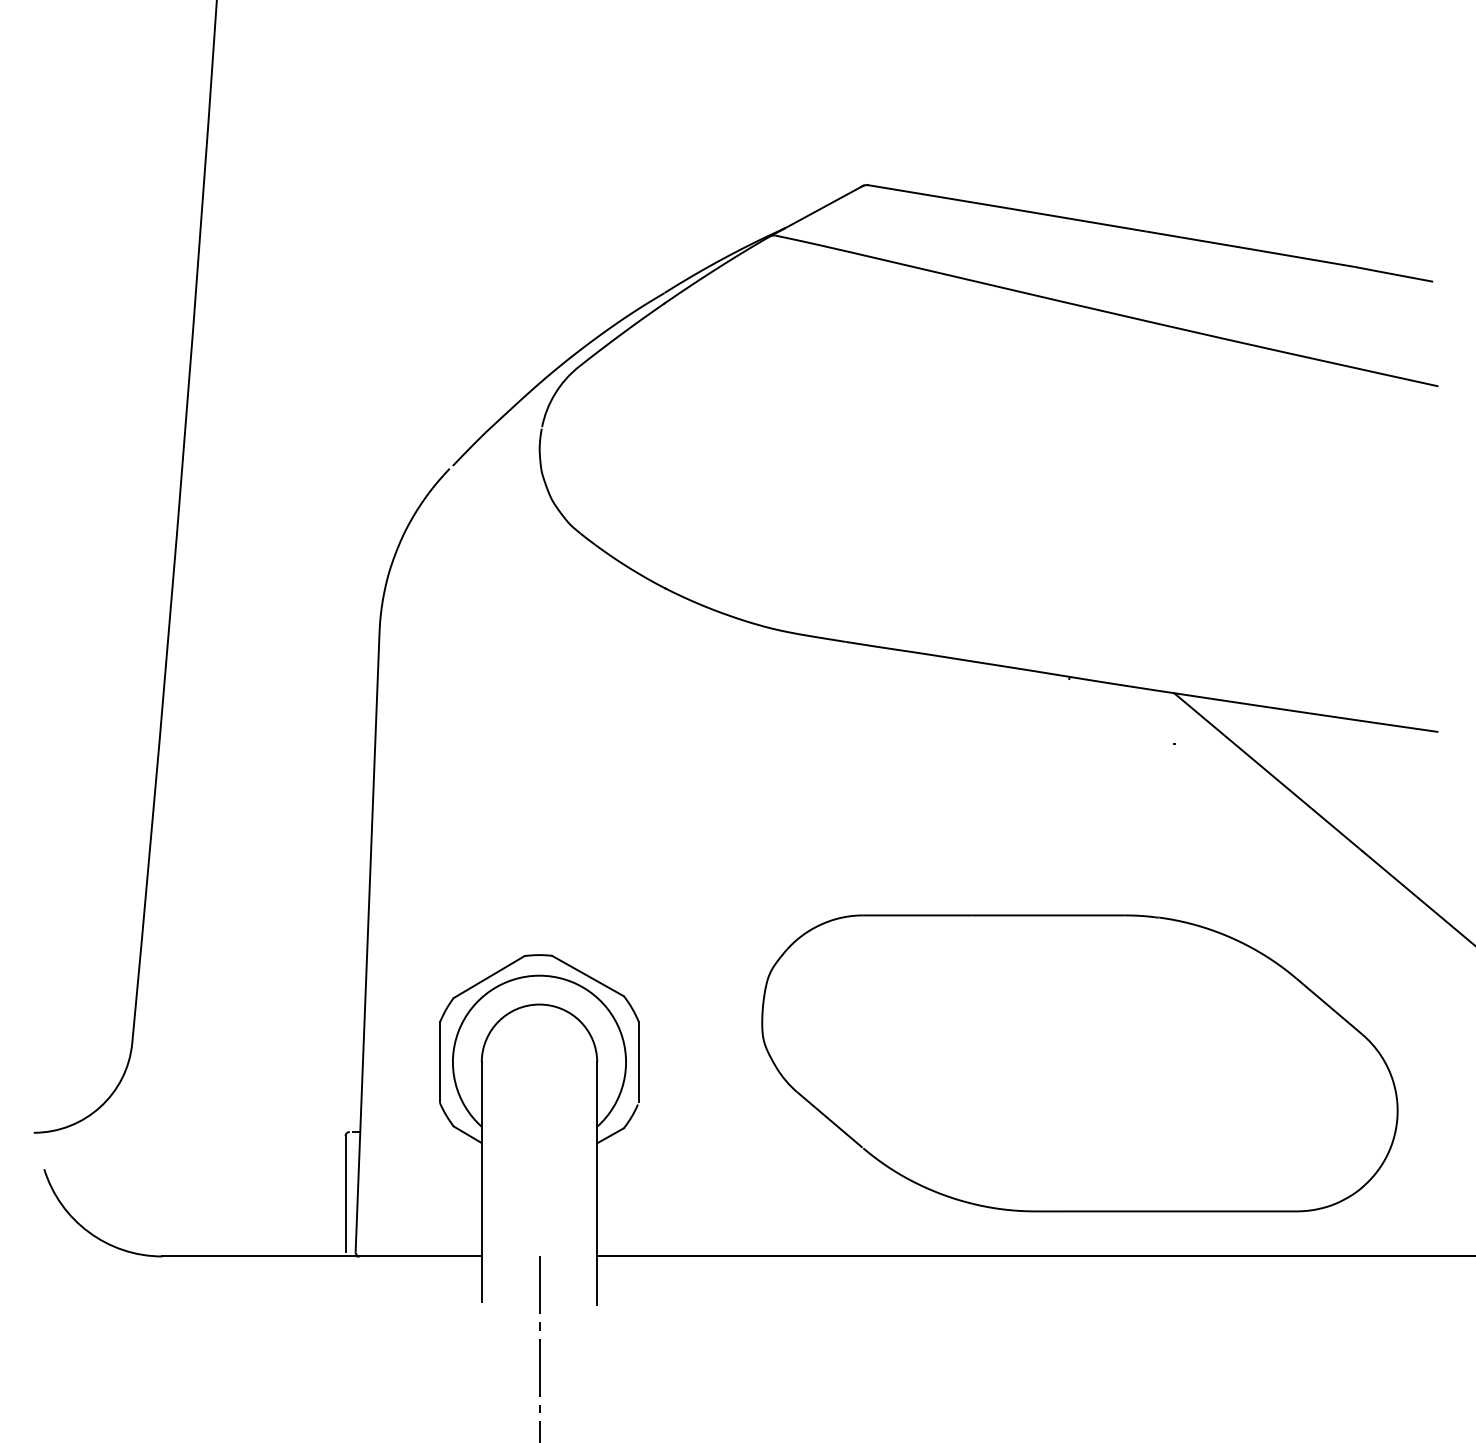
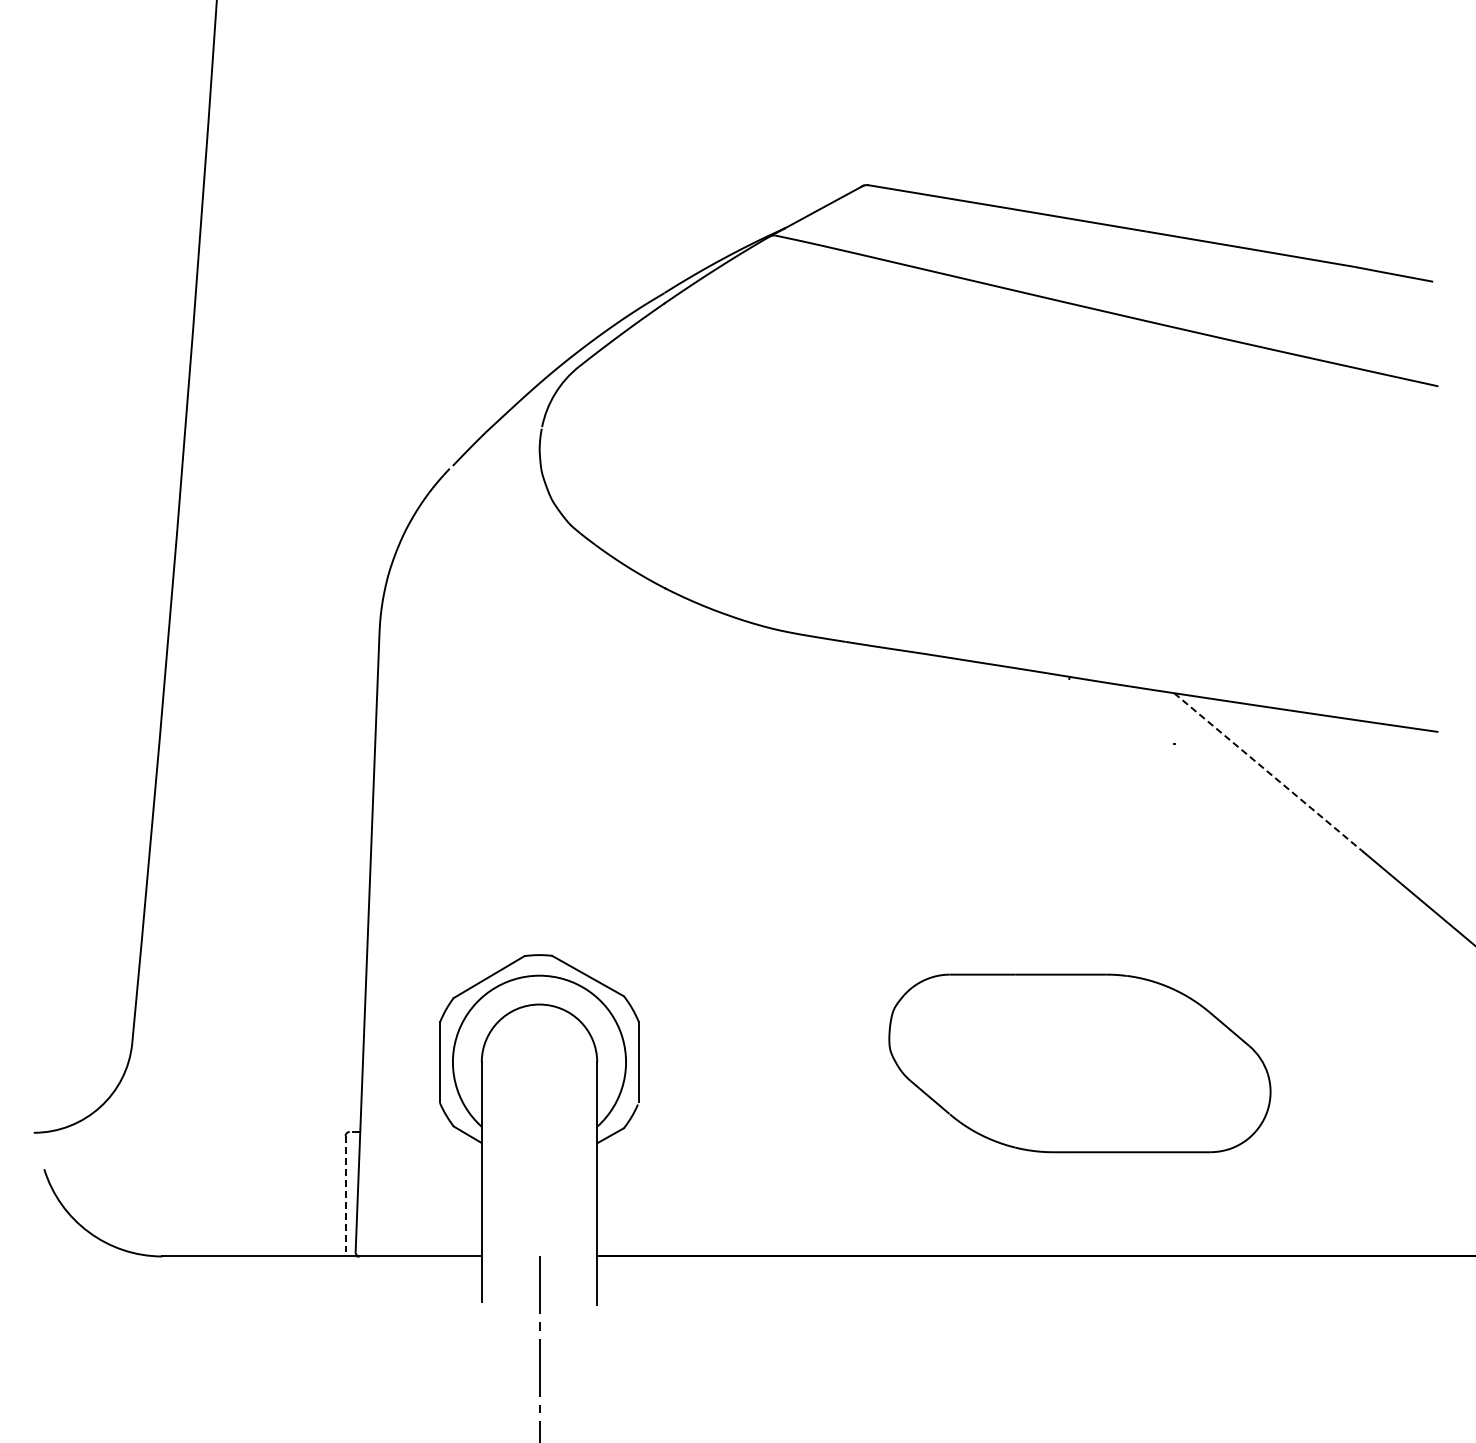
line: solid -> dashed (1268, 772)
part size: 638x299 px -> 384x181 px (1079, 1063)
line: solid -> dashed (345, 1194)
